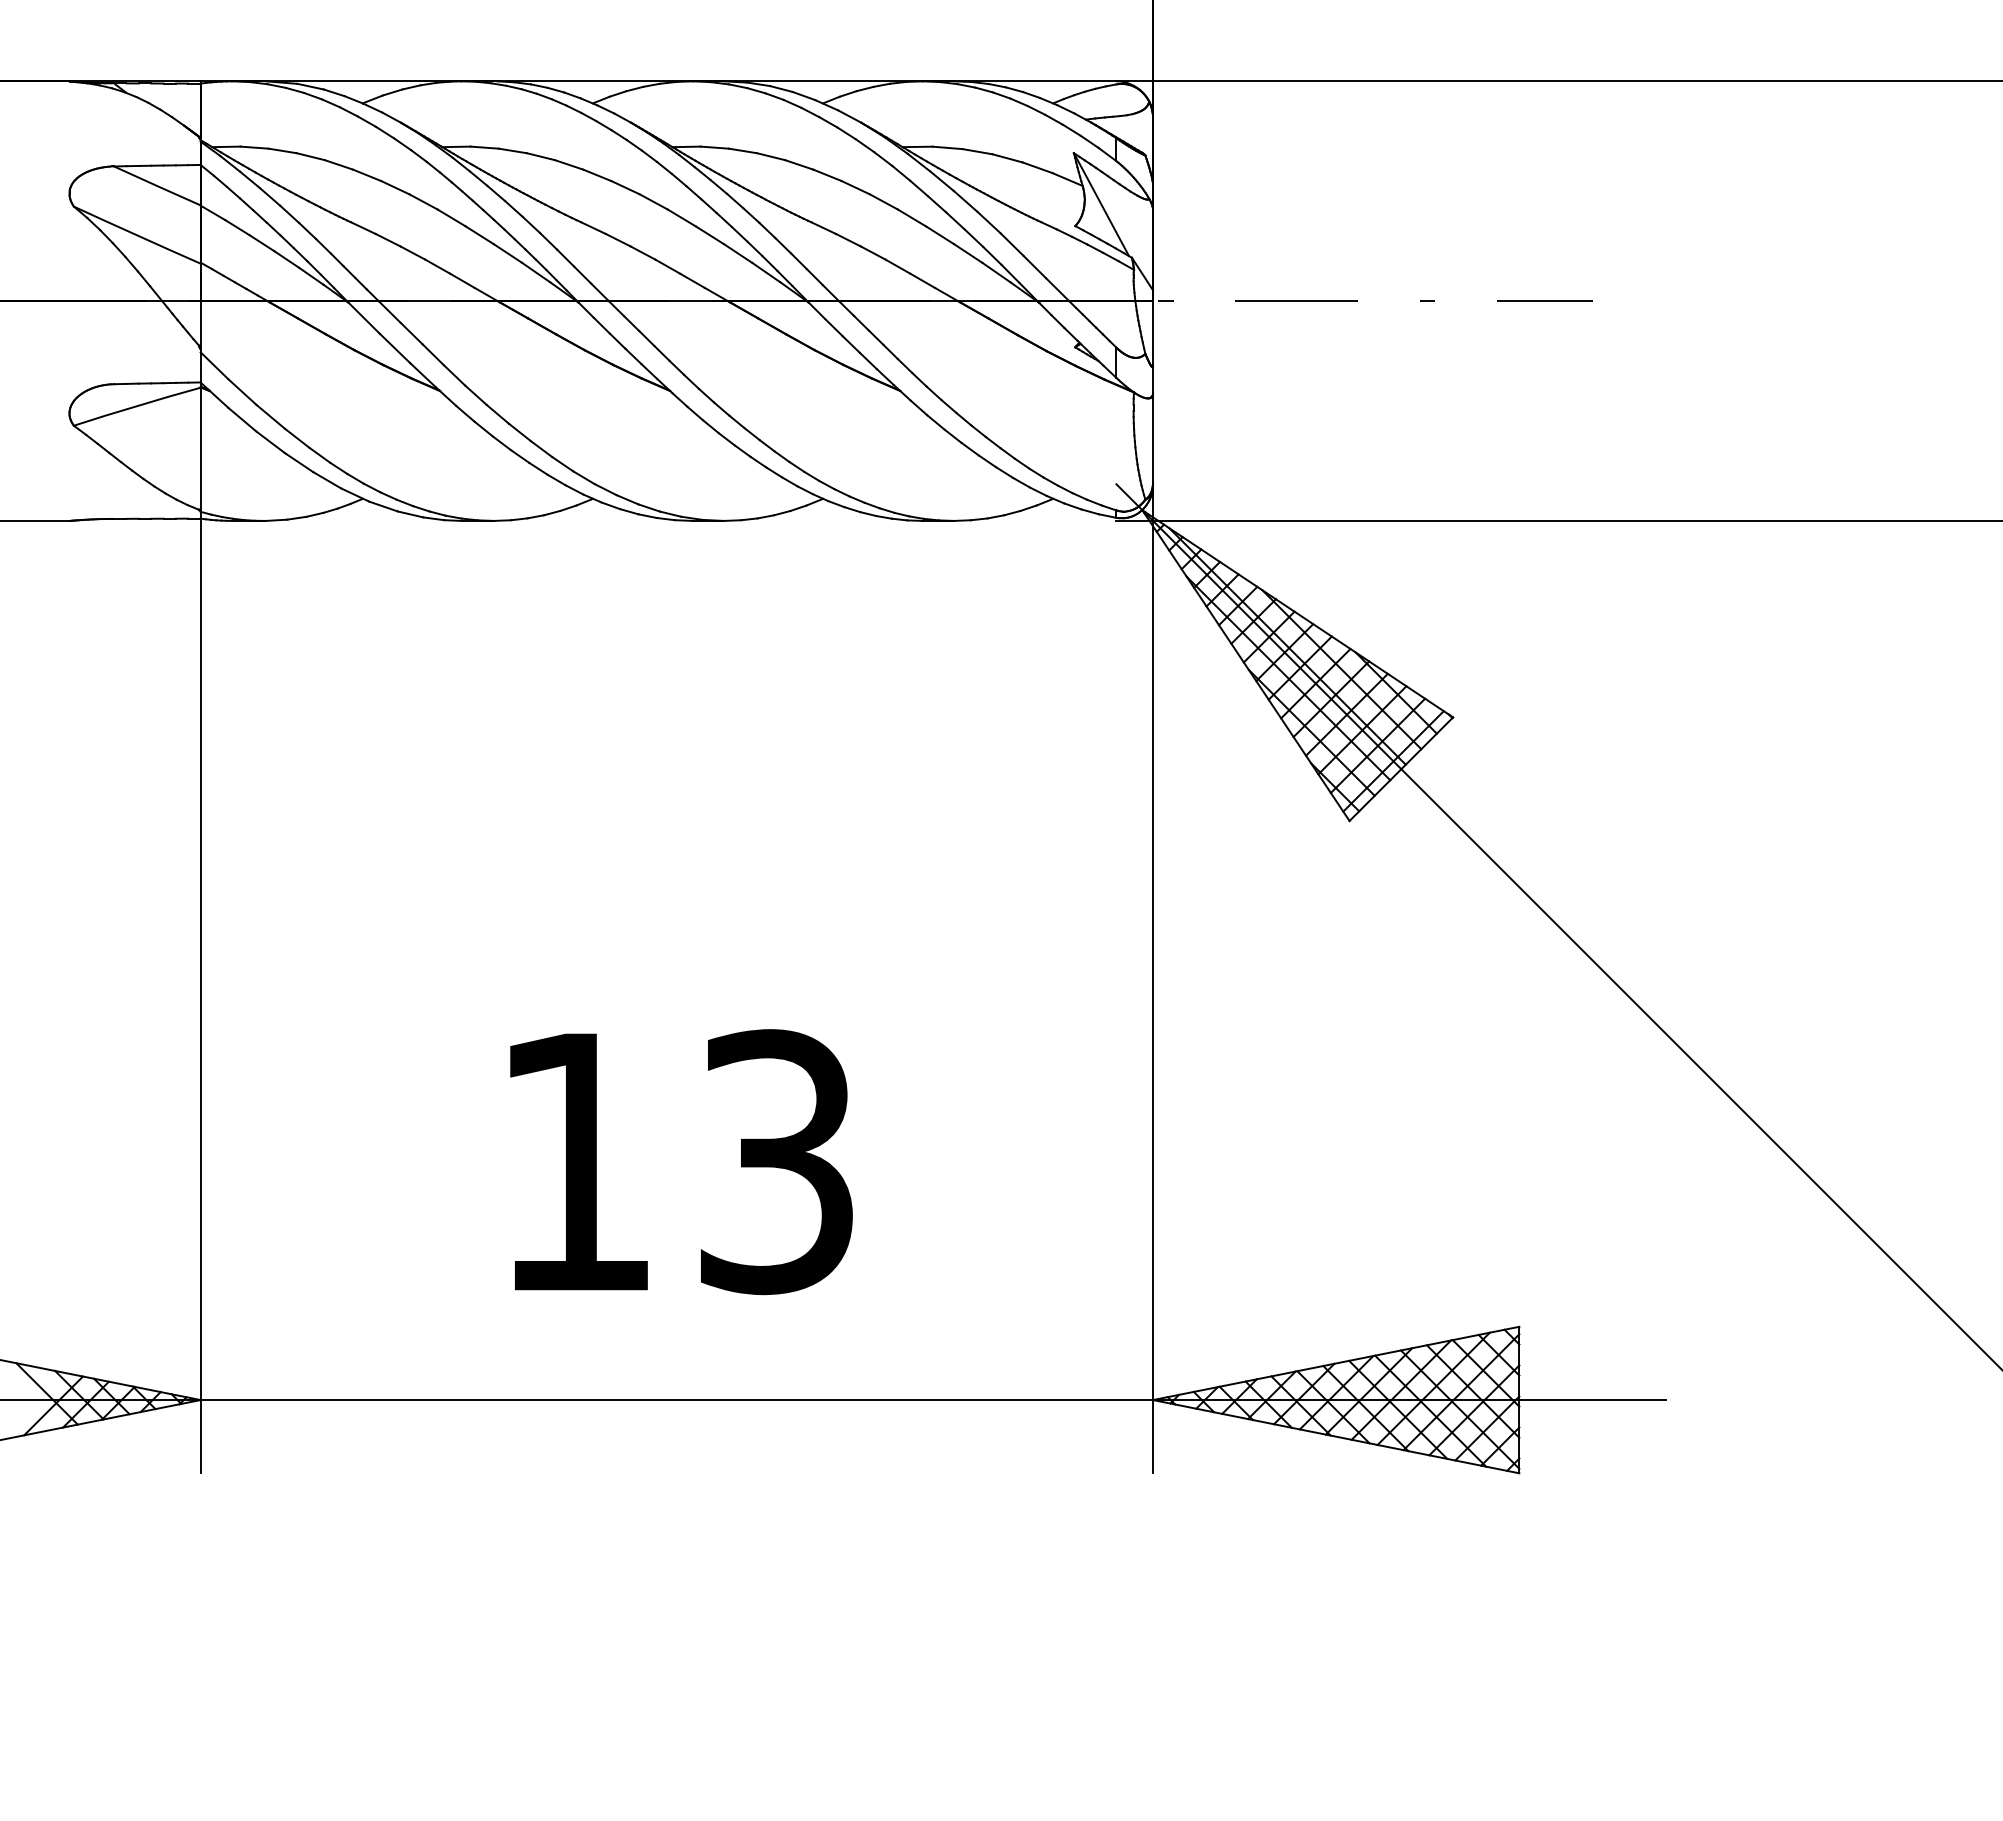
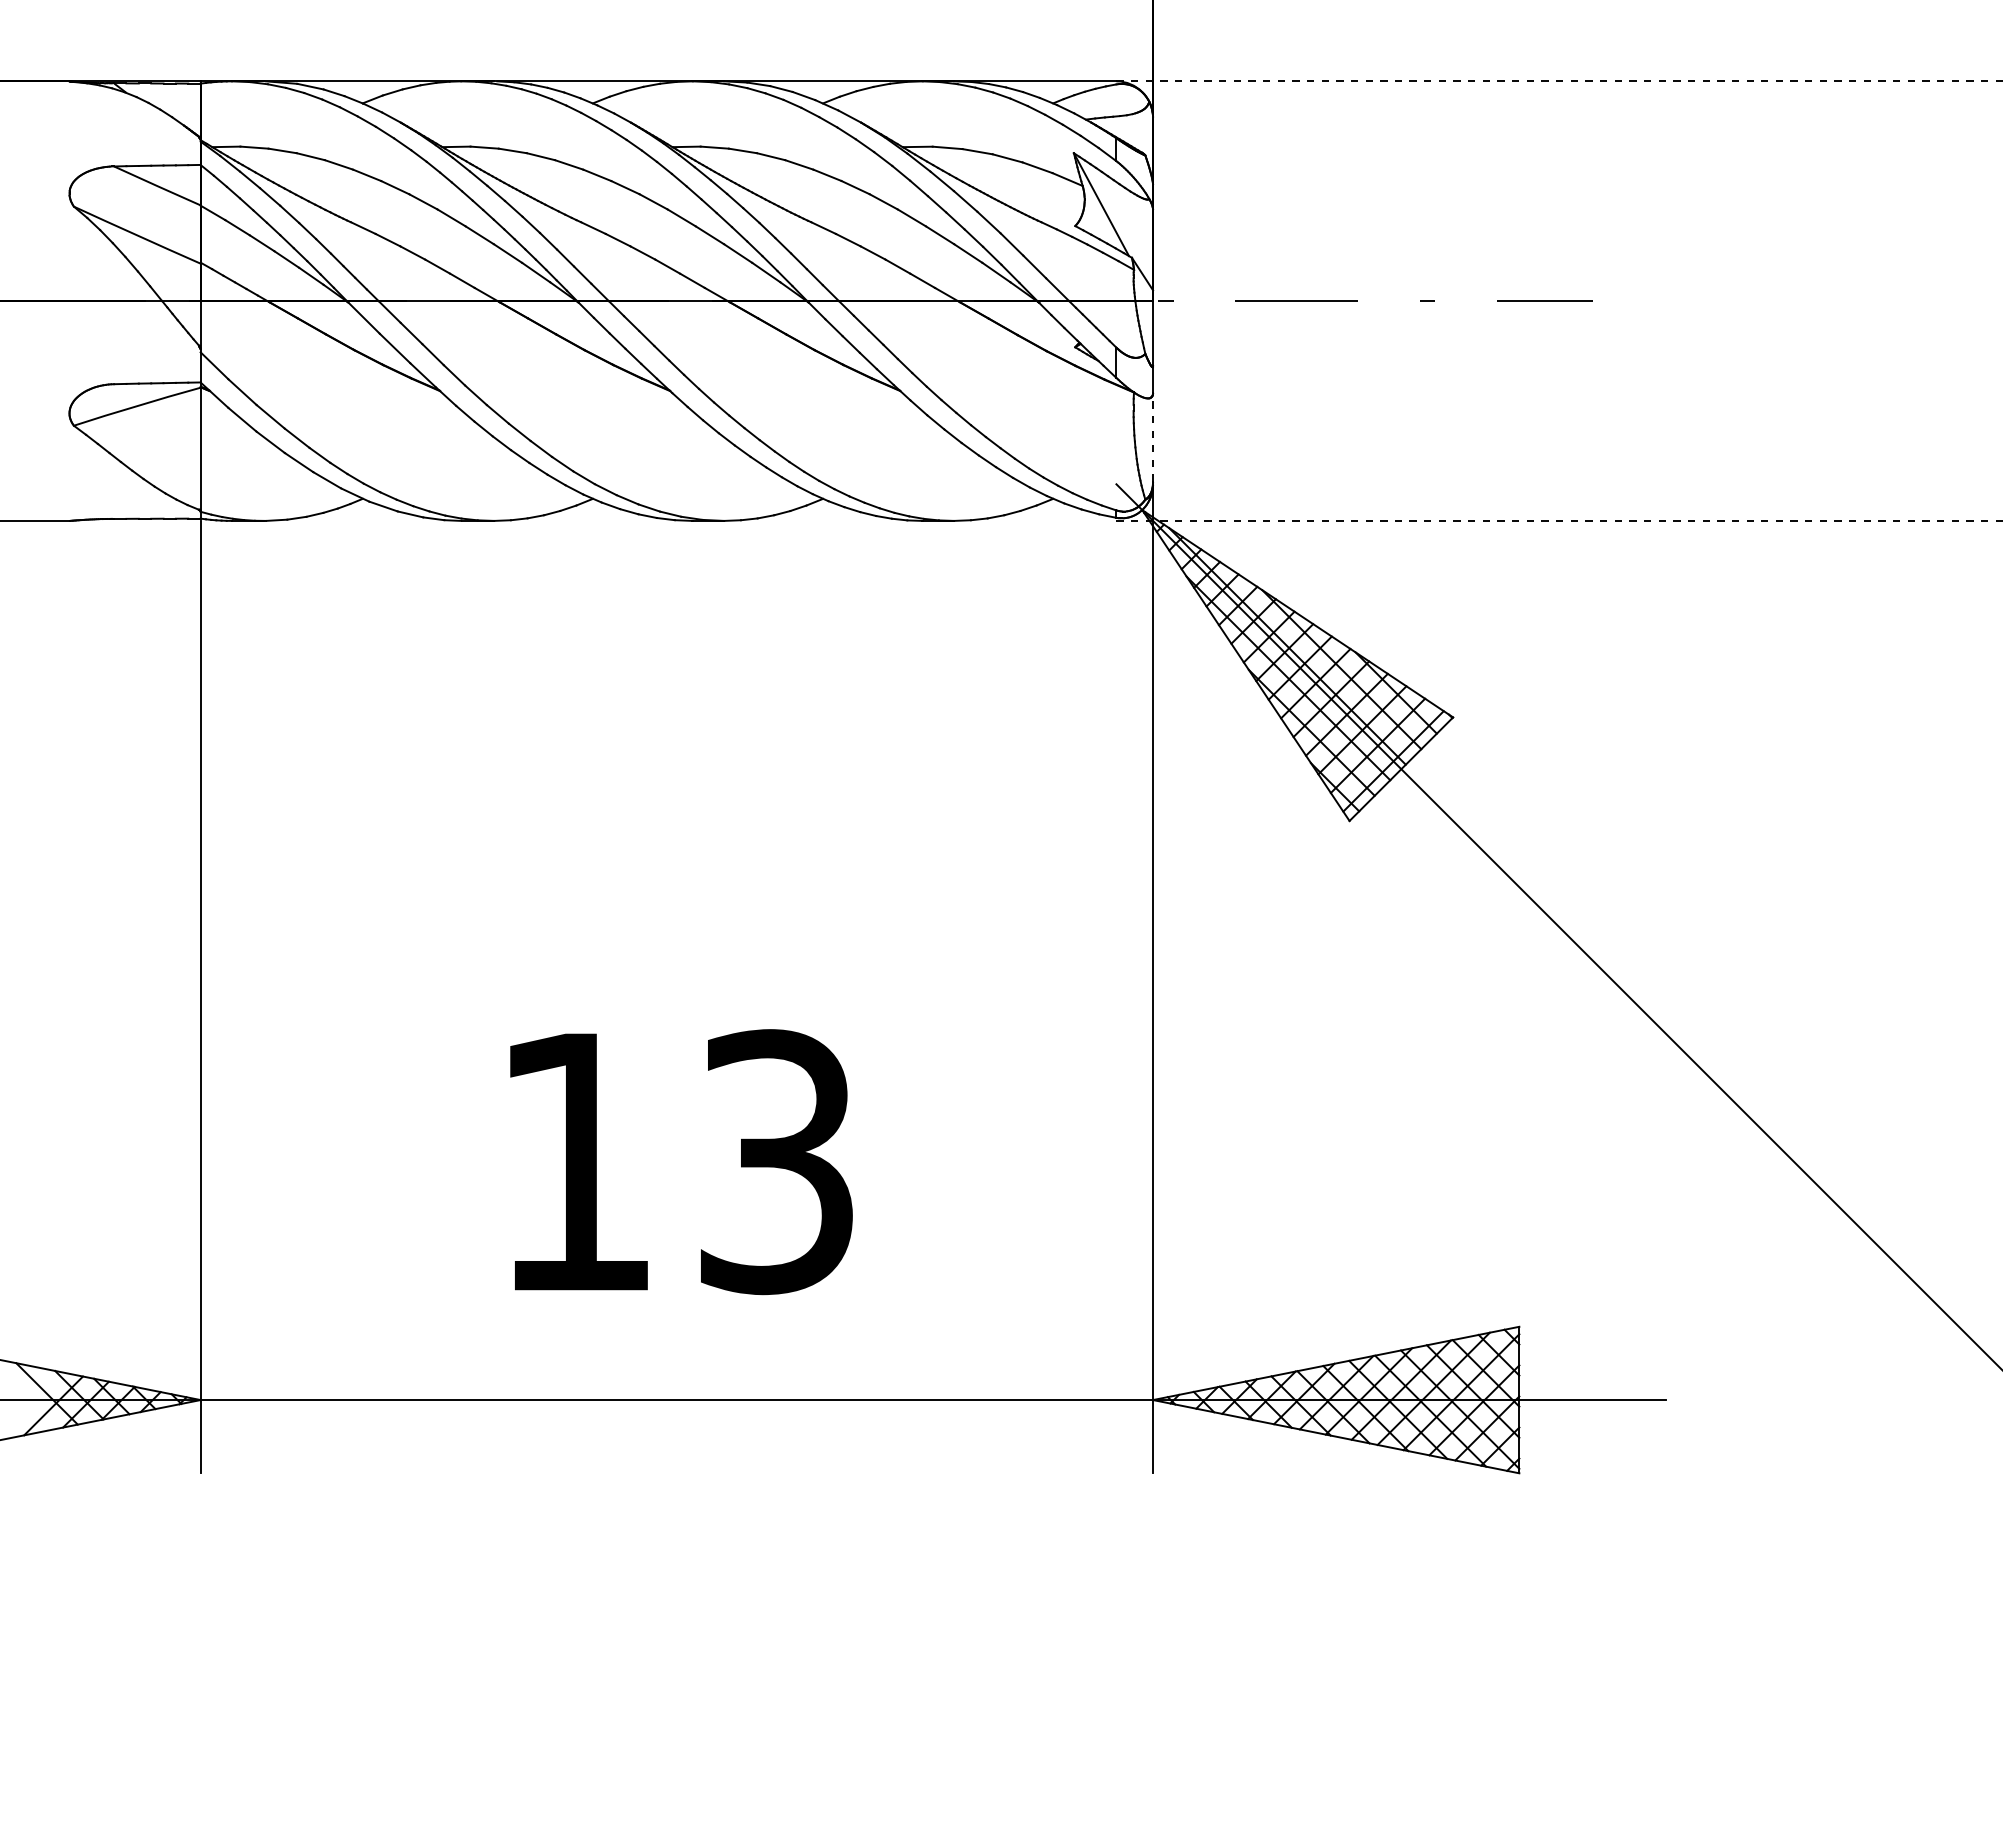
line: solid -> dashed (1559, 81)
line: solid -> dashed (1153, 437)
line: solid -> dashed (1560, 520)
